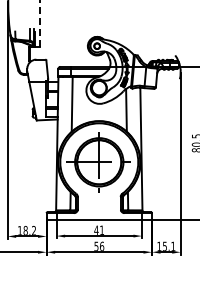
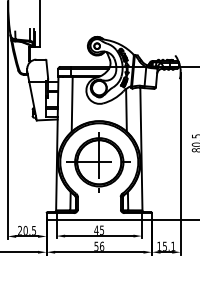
line: dashed -> solid (40, 22)
text: 18.2 -> 20.5 (27, 229)
text: 41 -> 45 (101, 229)
